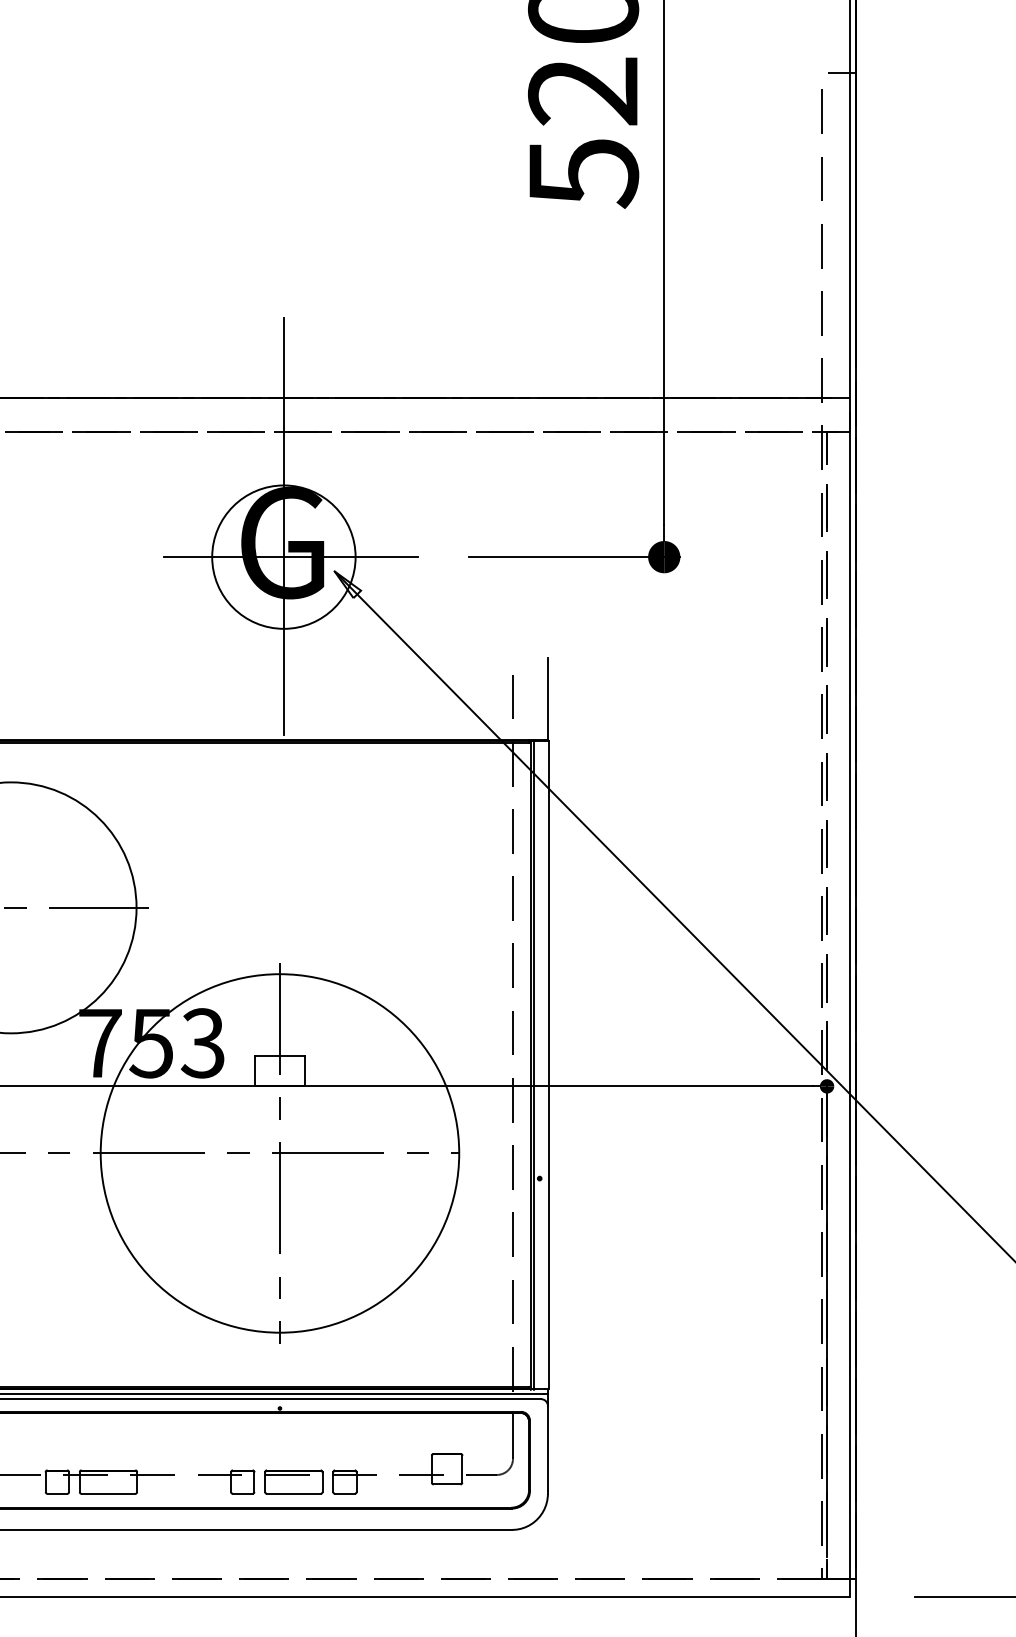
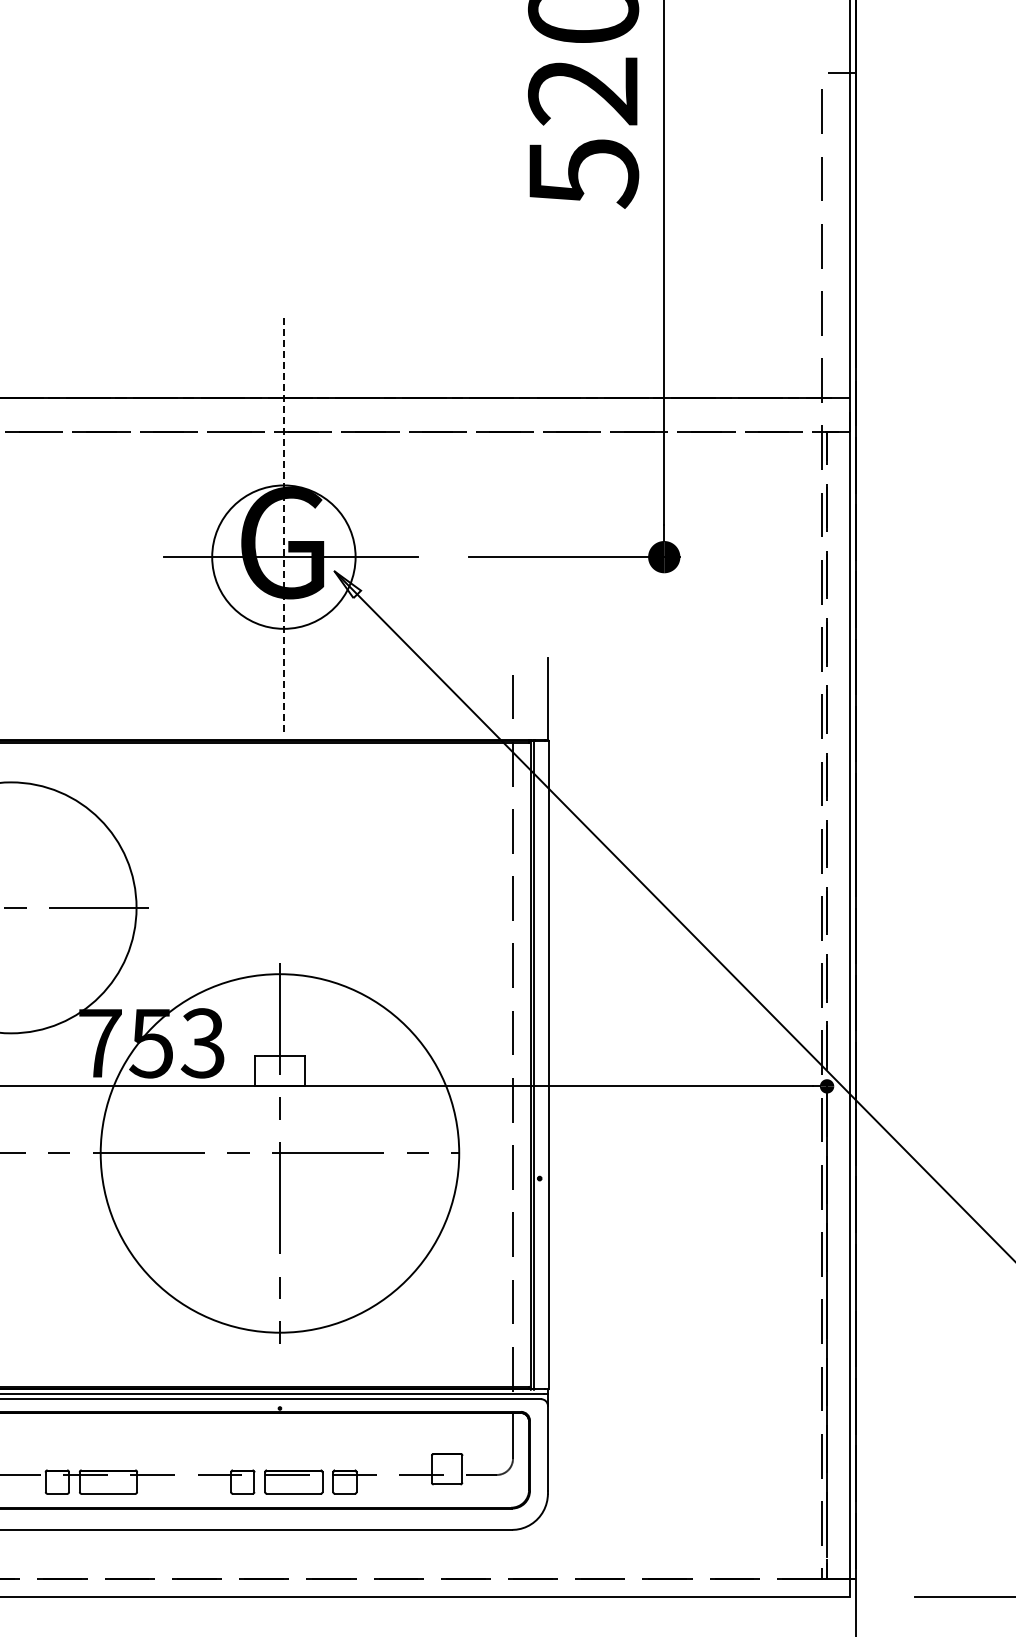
line: solid -> dashed (283, 526)
